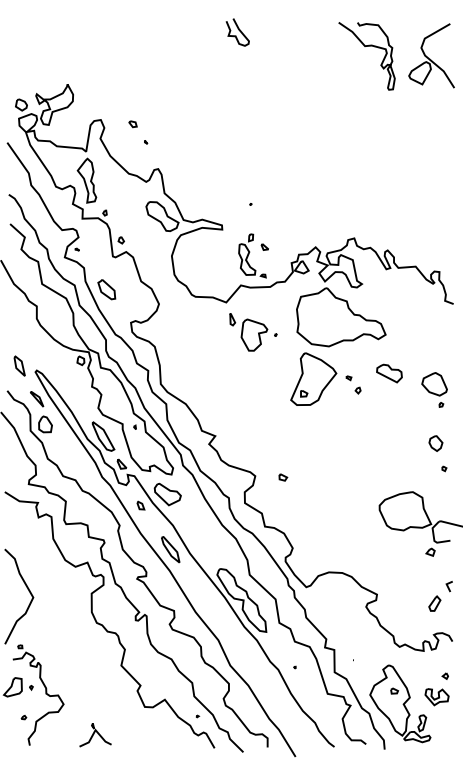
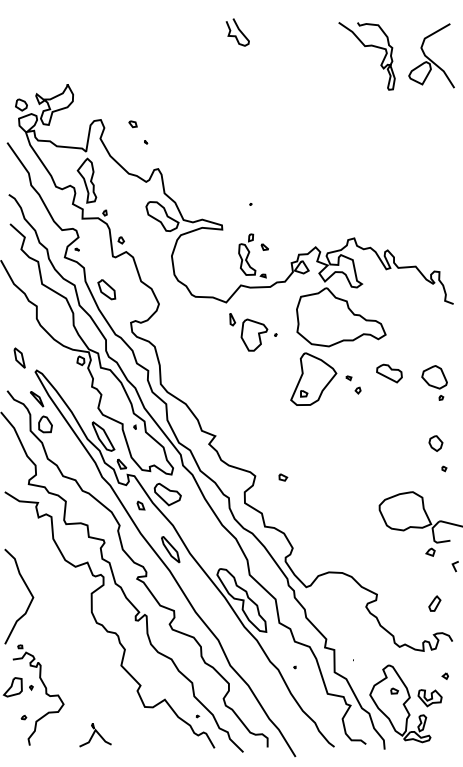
part position: (19, 365) -> (19, 357) (19, 357)
part position: (434, 389) -> (434, 382) (434, 382)
line position: (448, 586) -> (454, 566) (454, 566)
part position: (436, 697) -> (429, 698) (429, 698)
